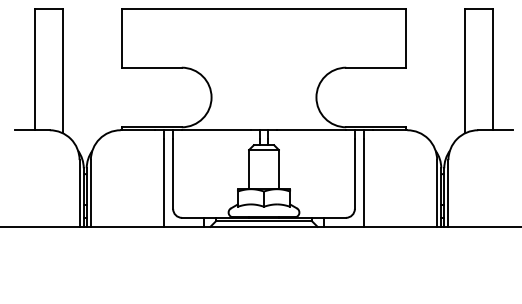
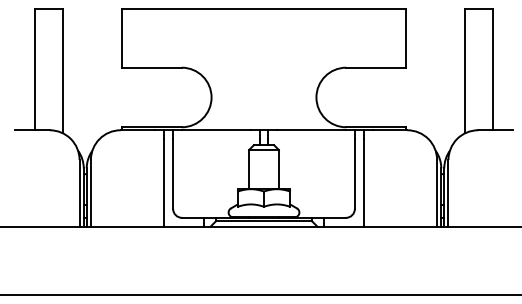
line: none -> present (260, 294)
